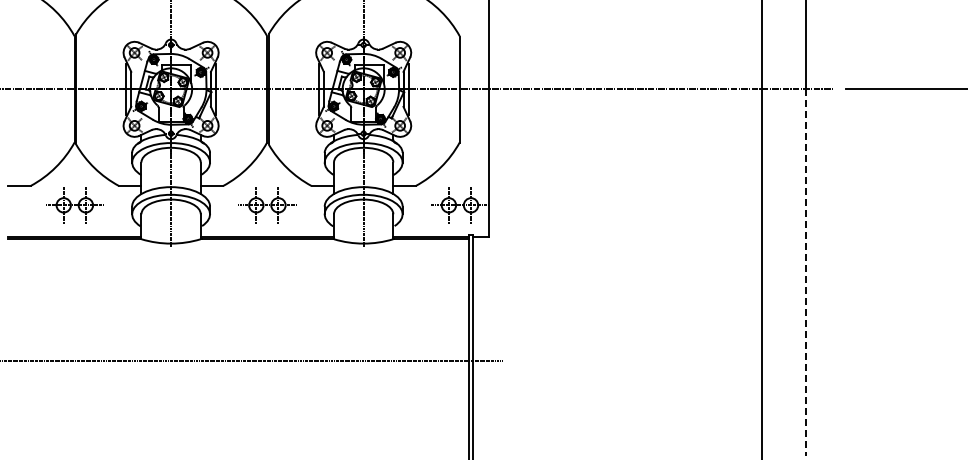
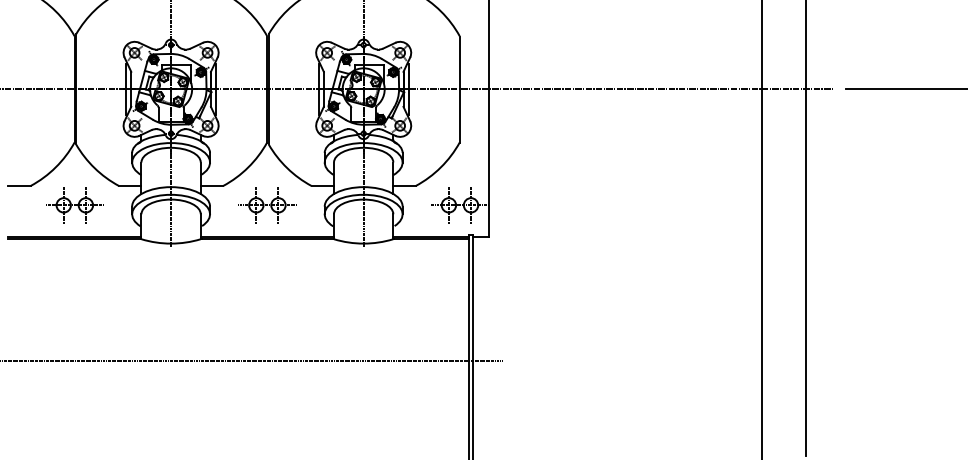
line: dashed -> solid (806, 273)
